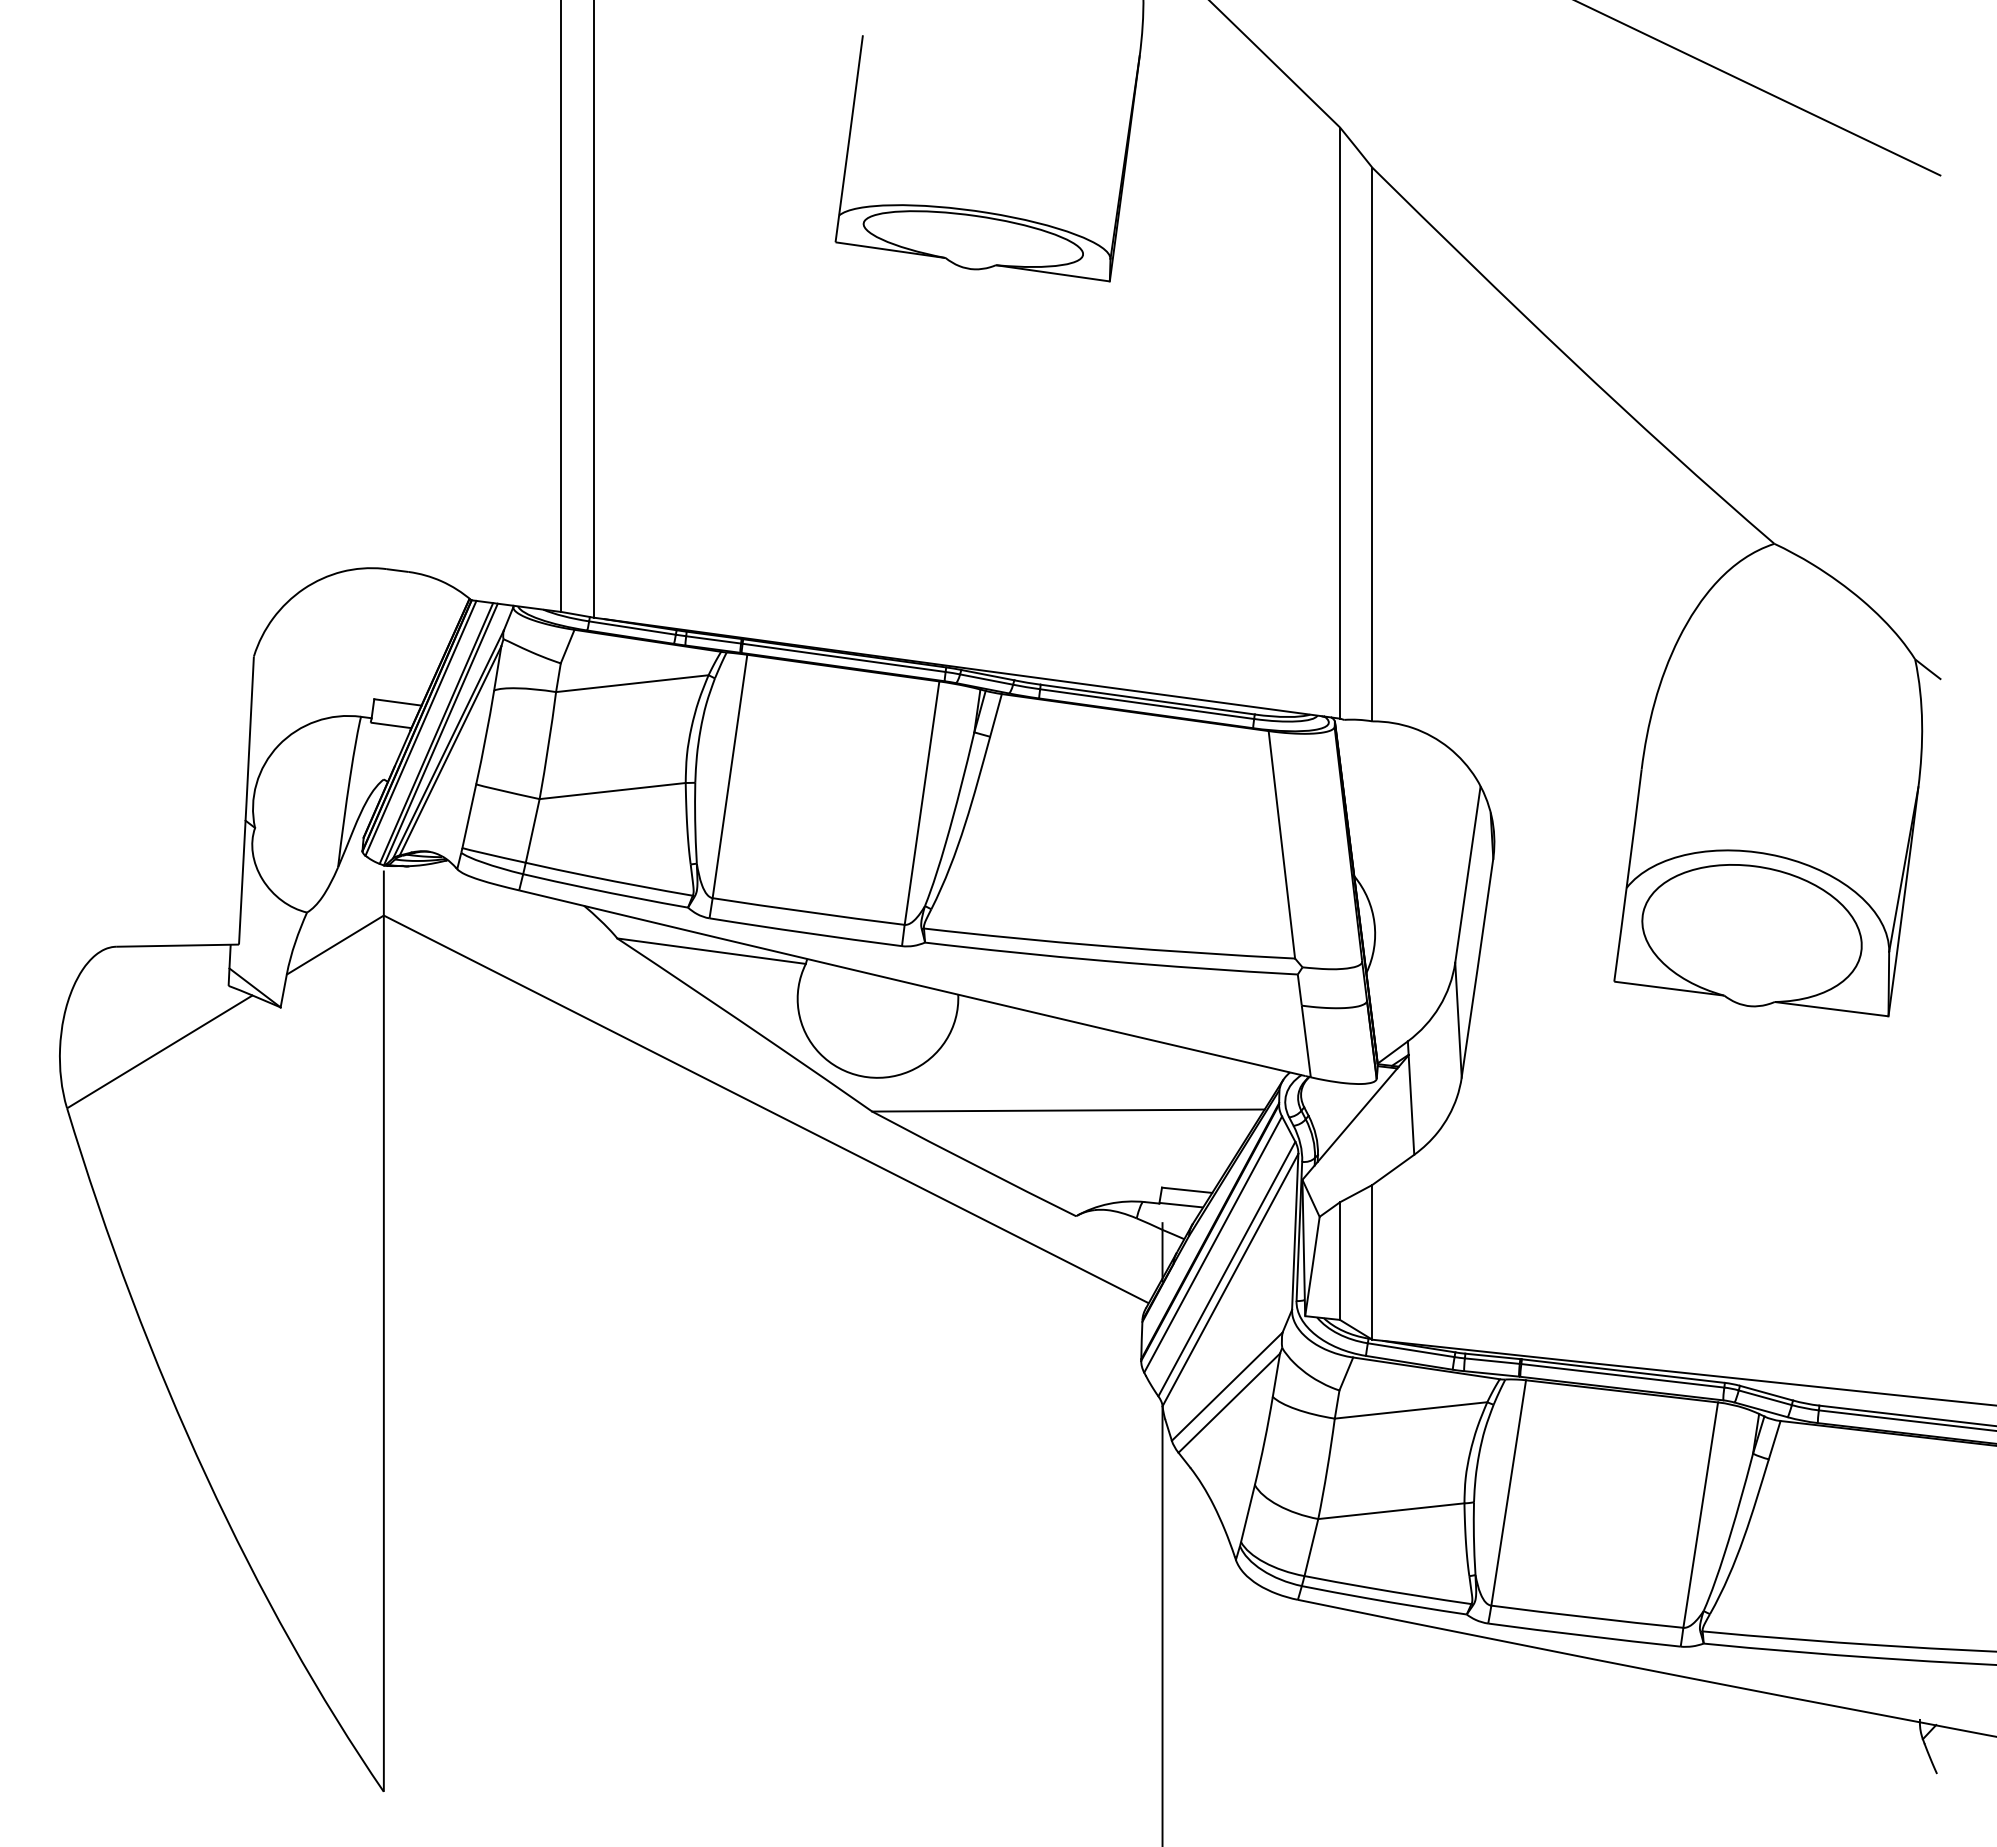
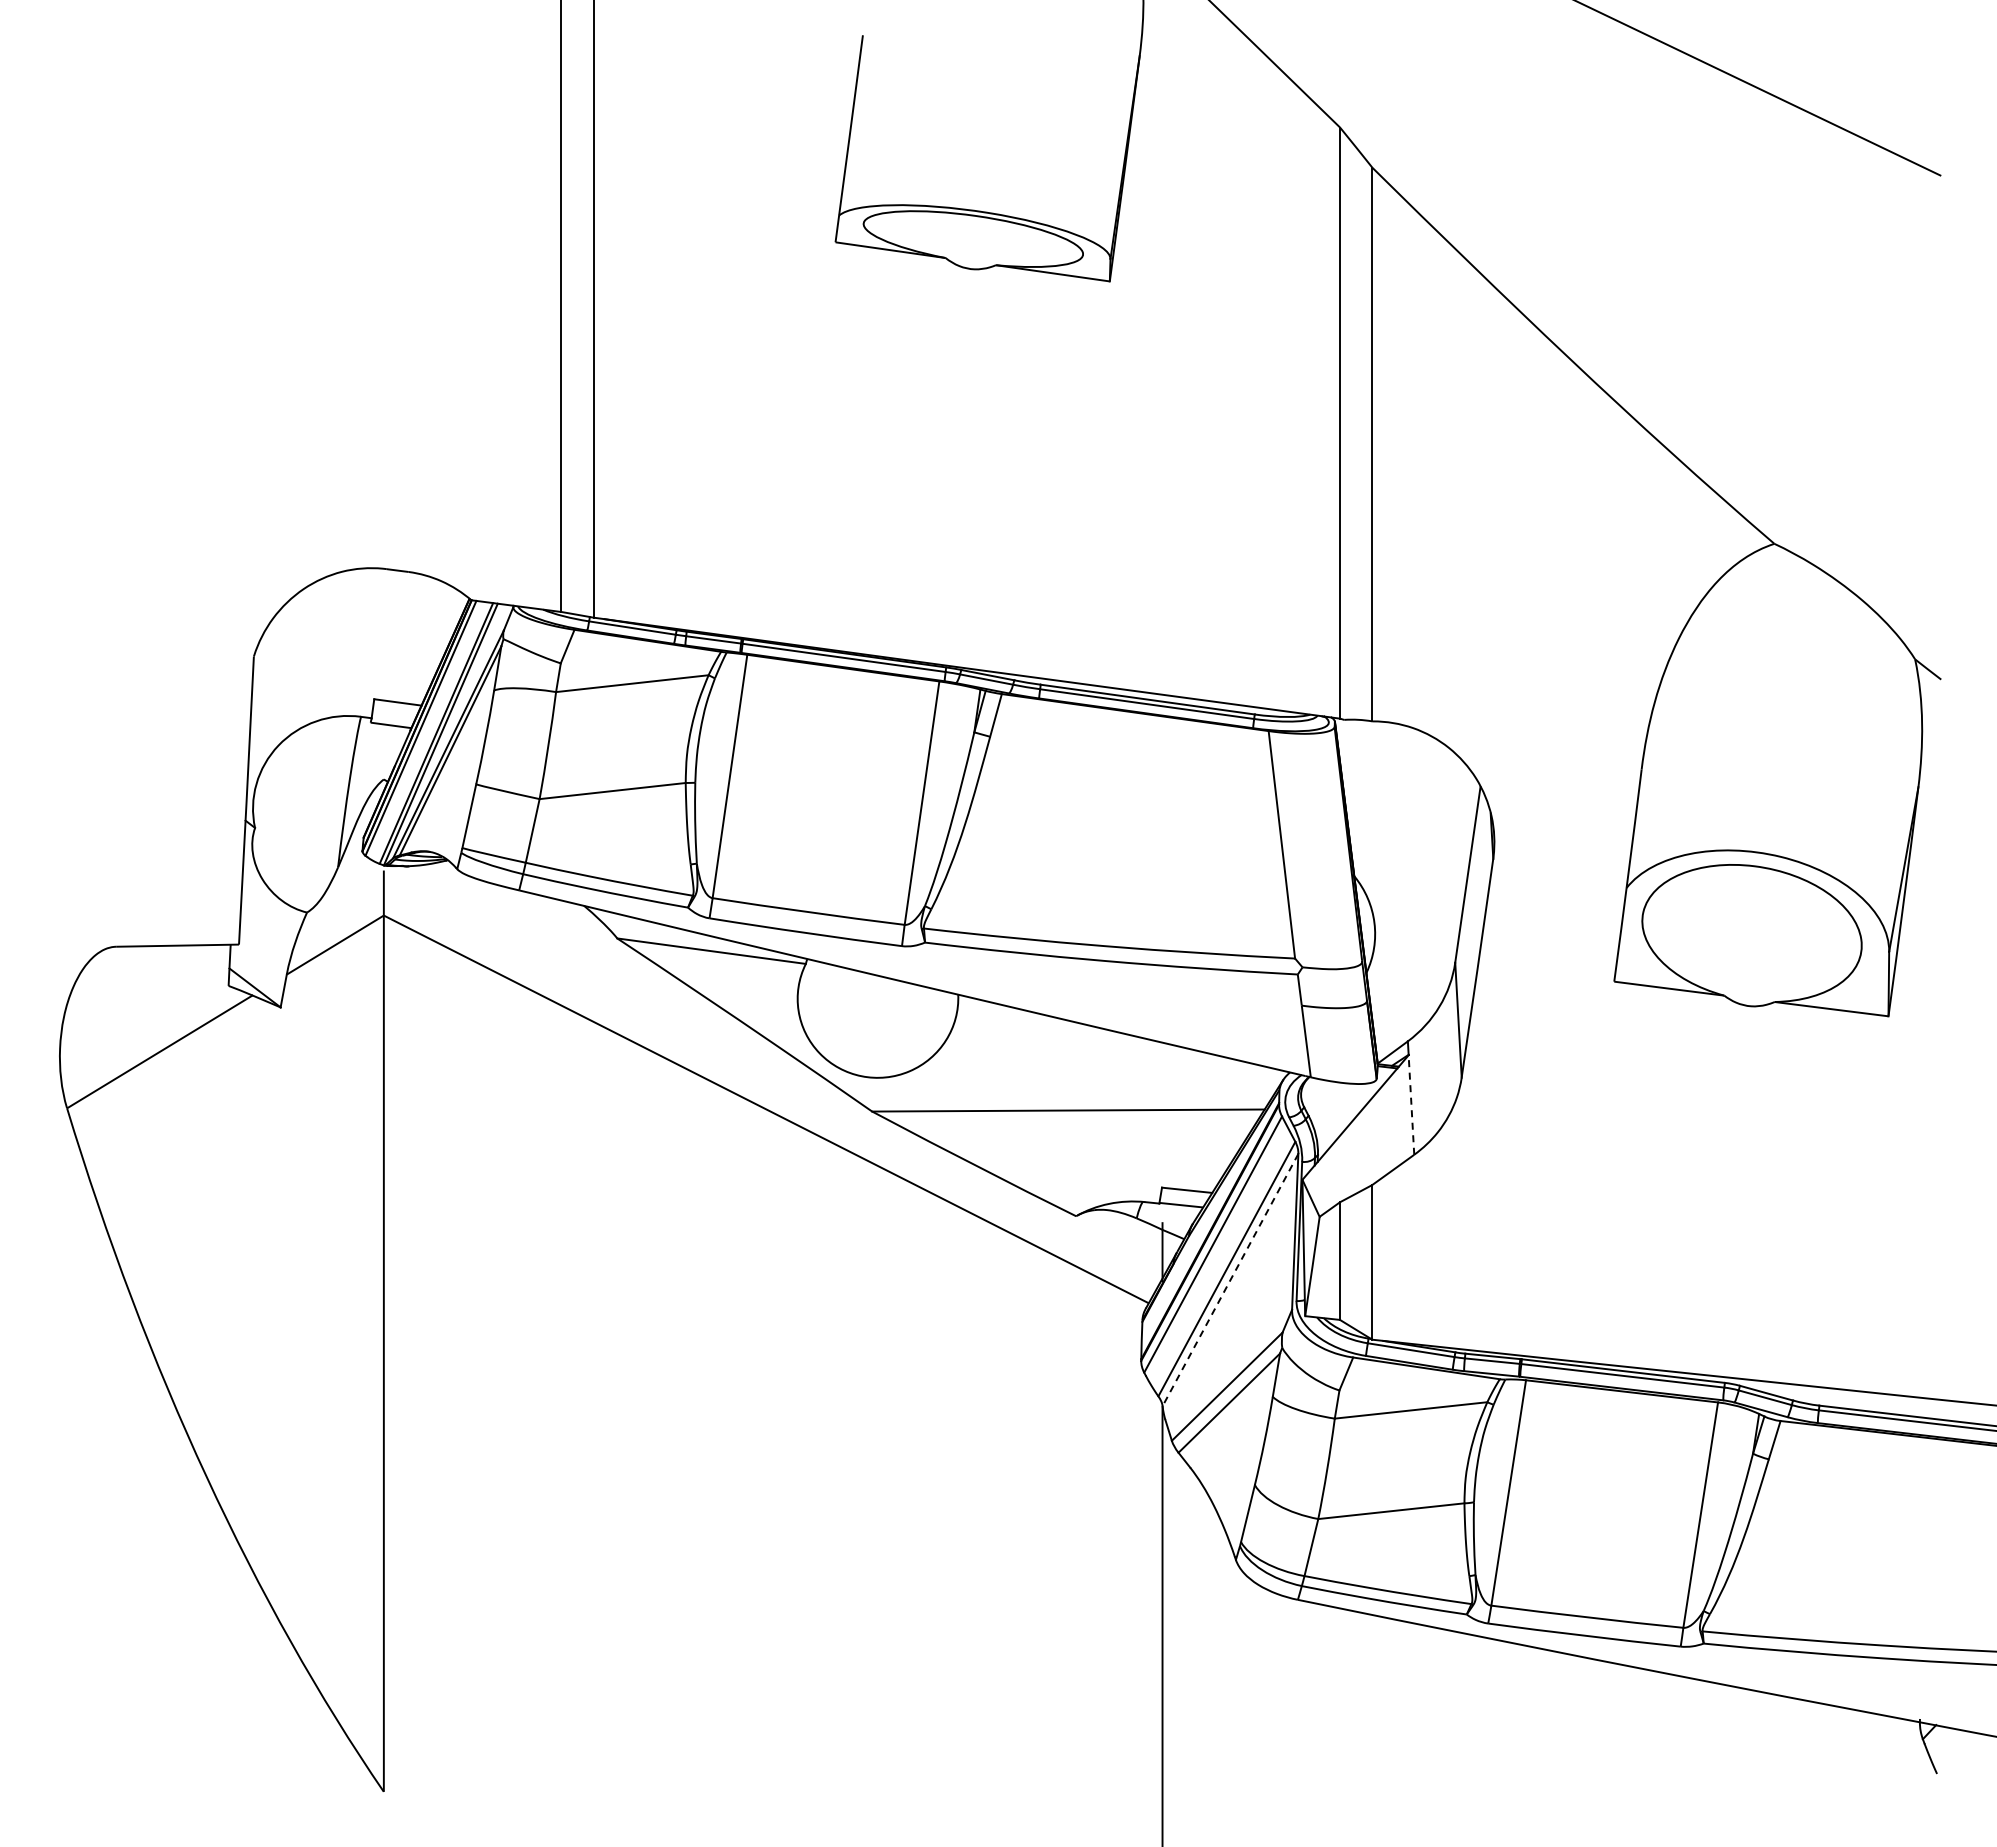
line: solid -> dashed (1411, 1104)
line: solid -> dashed (1230, 1280)
